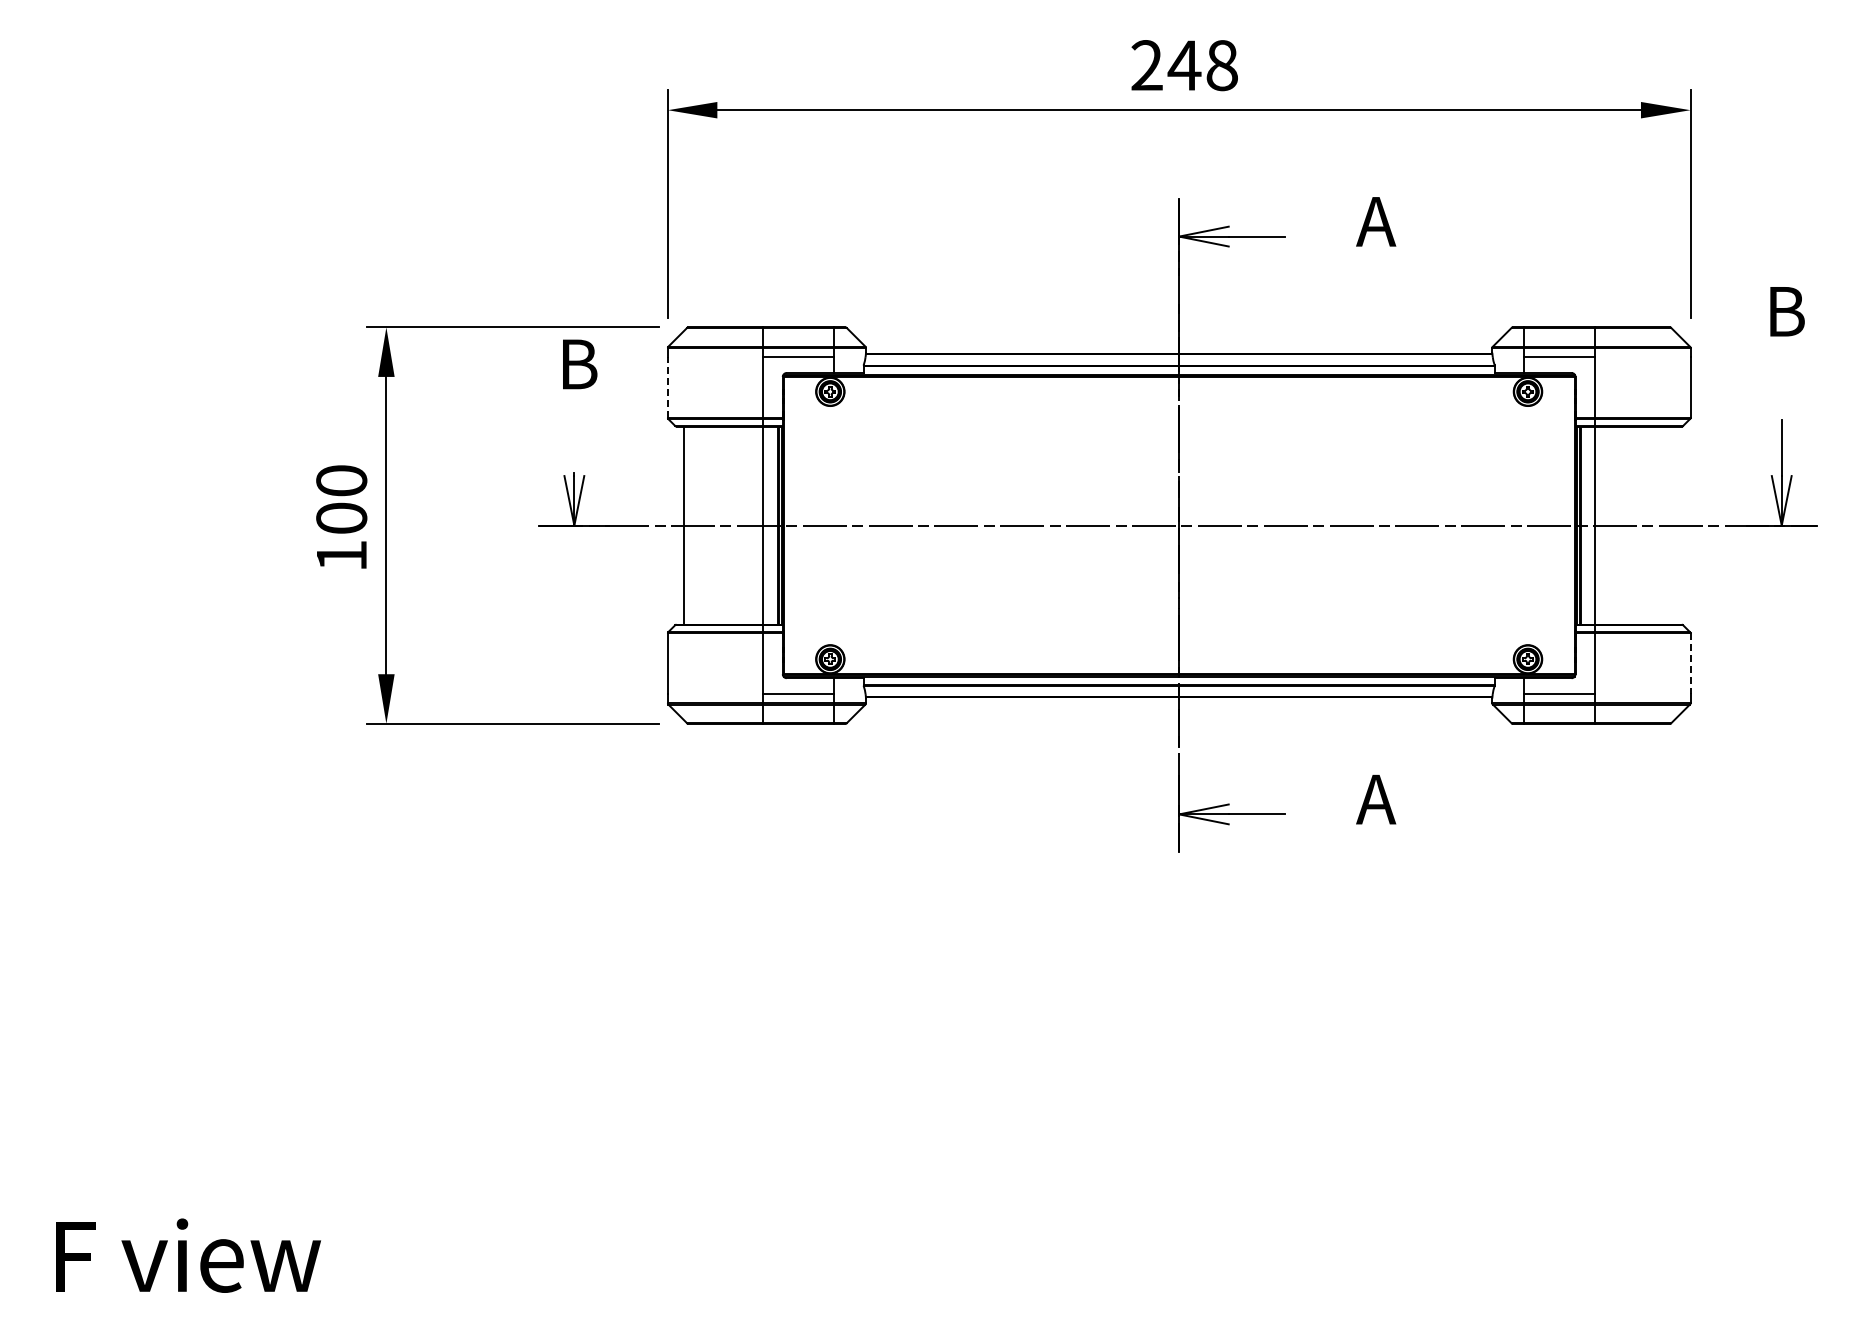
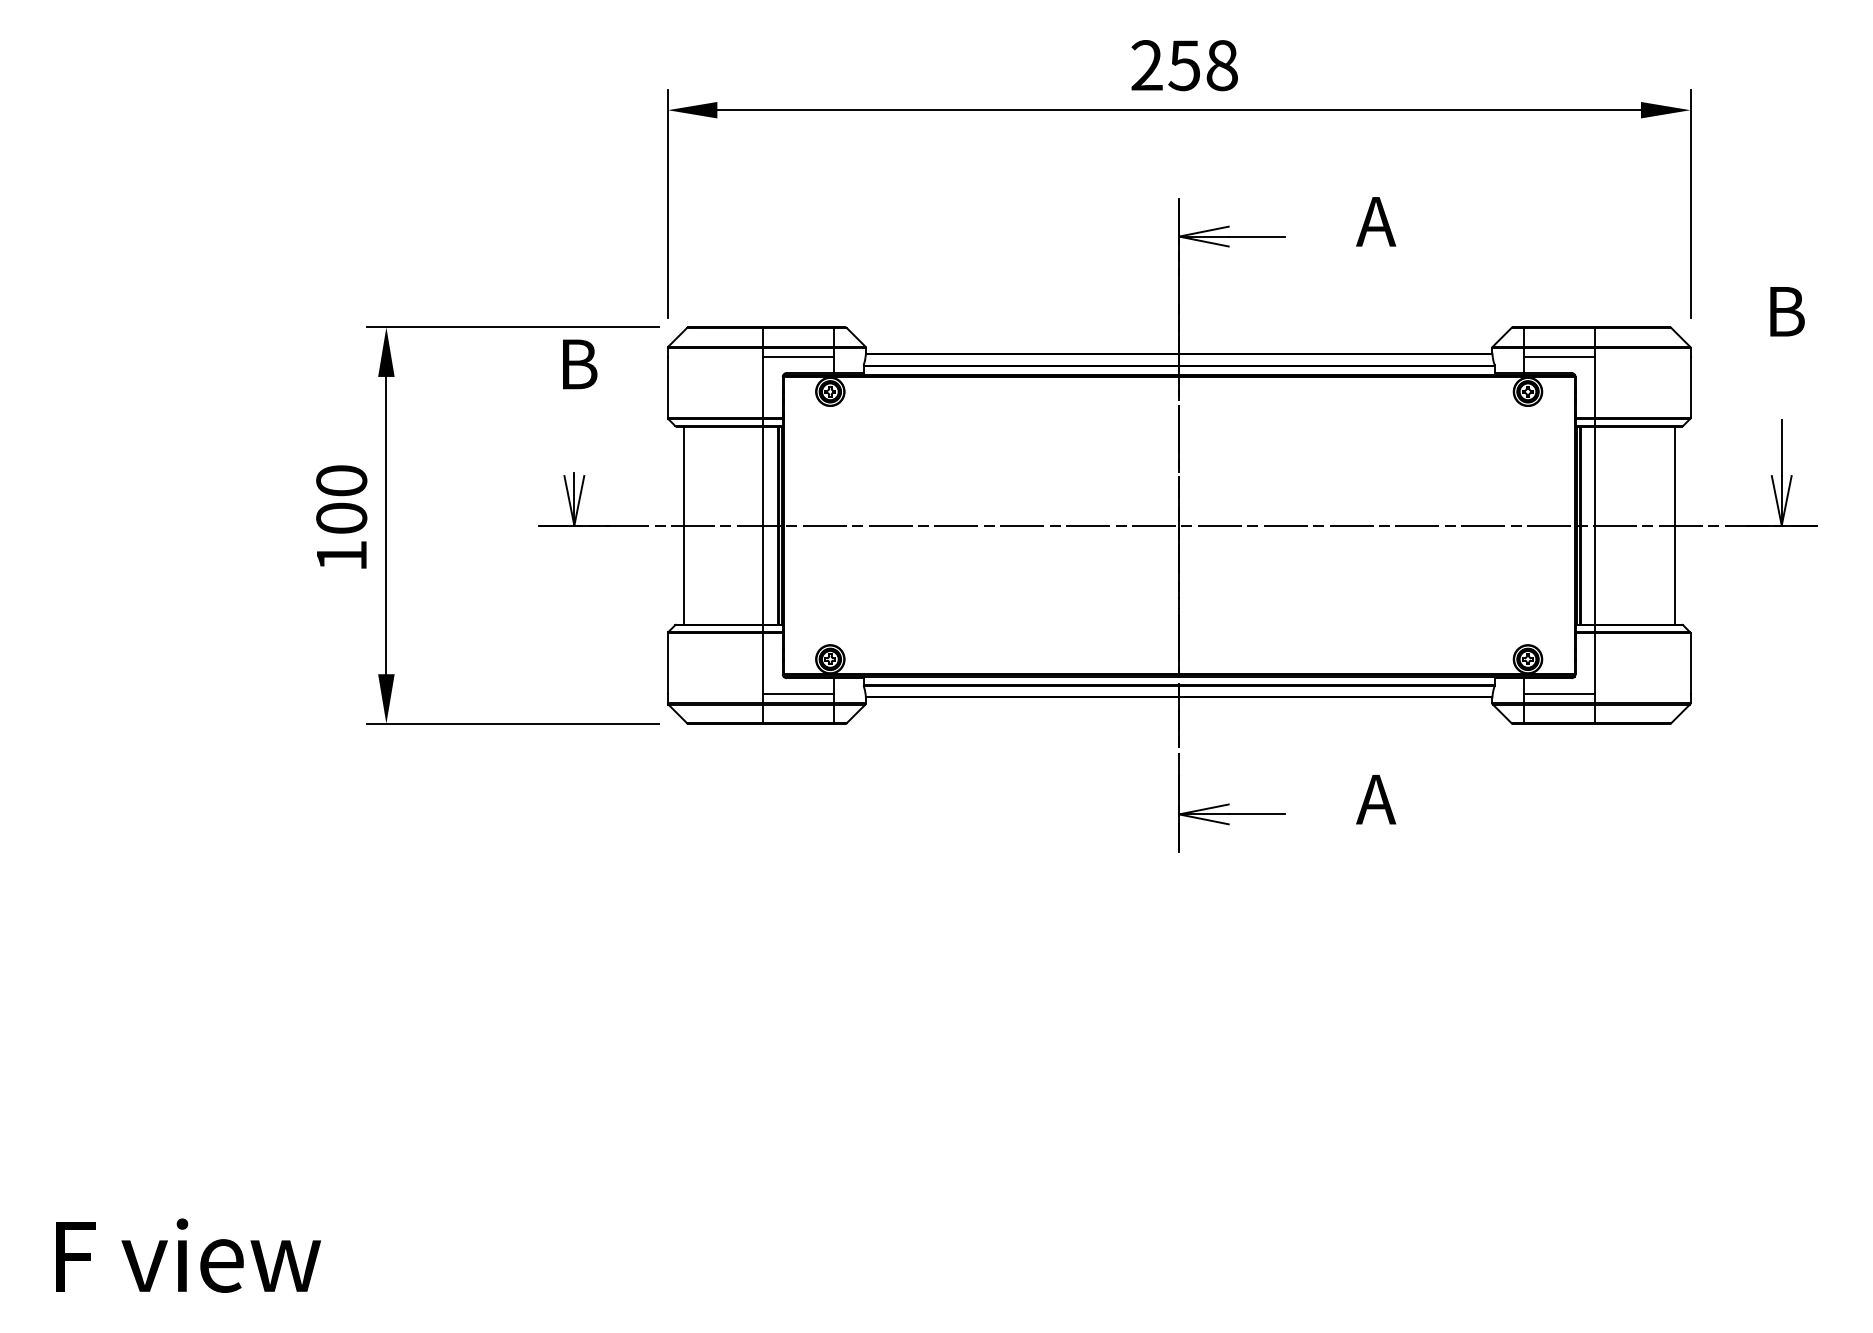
text: 248 -> 258 (1184, 65)
line: dashed -> solid (667, 386)
line: none -> present (1674, 525)
line: dashed -> solid (1690, 664)
